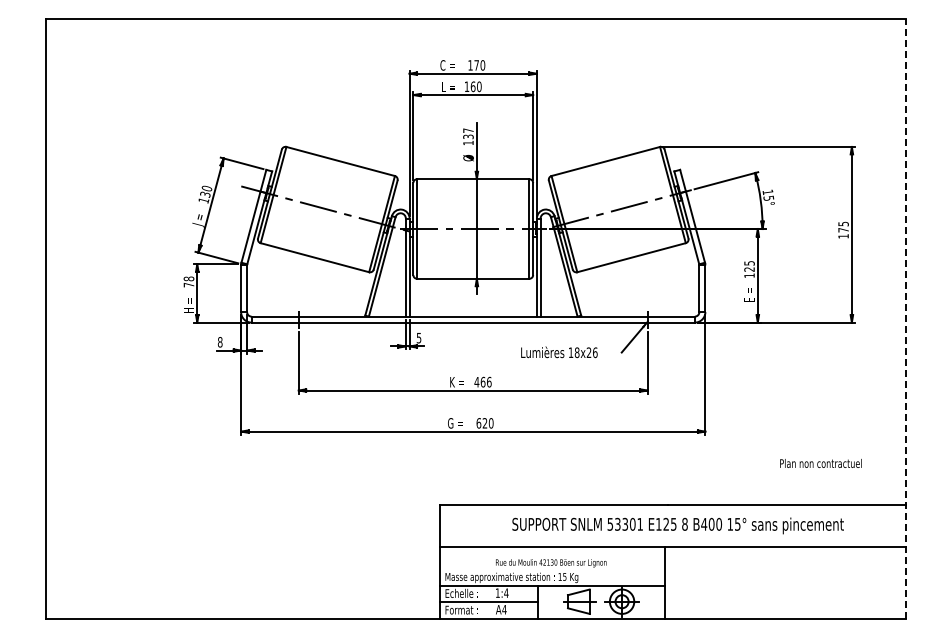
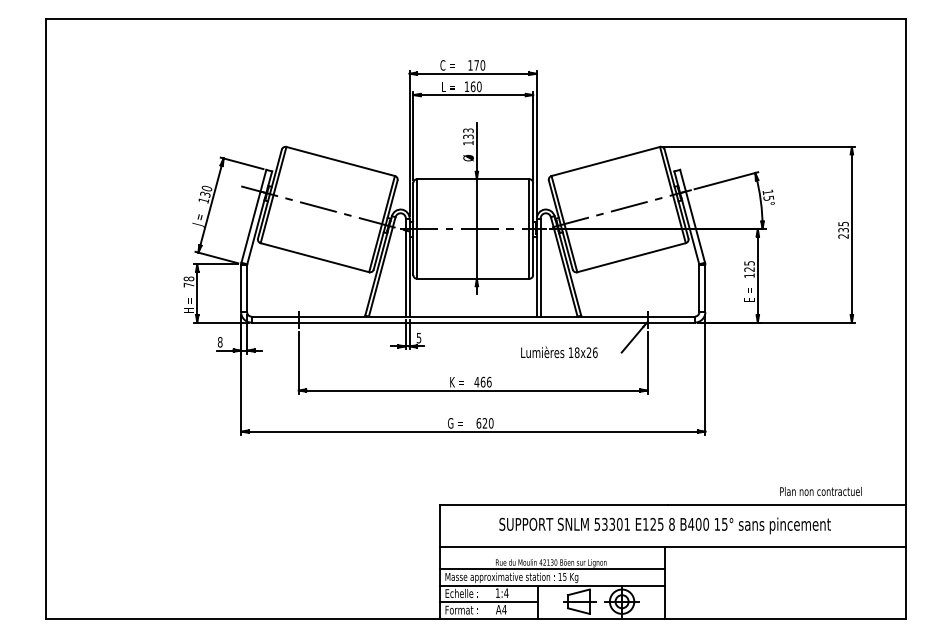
text: 137 -> 133 (468, 130)
text: 175 -> 235 (843, 233)
line: dashed -> solid (905, 318)
text position: (820, 463) -> (820, 491) (820, 491)
text position: (677, 525) -> (664, 525) (664, 525)
line: none -> present (552, 569)
